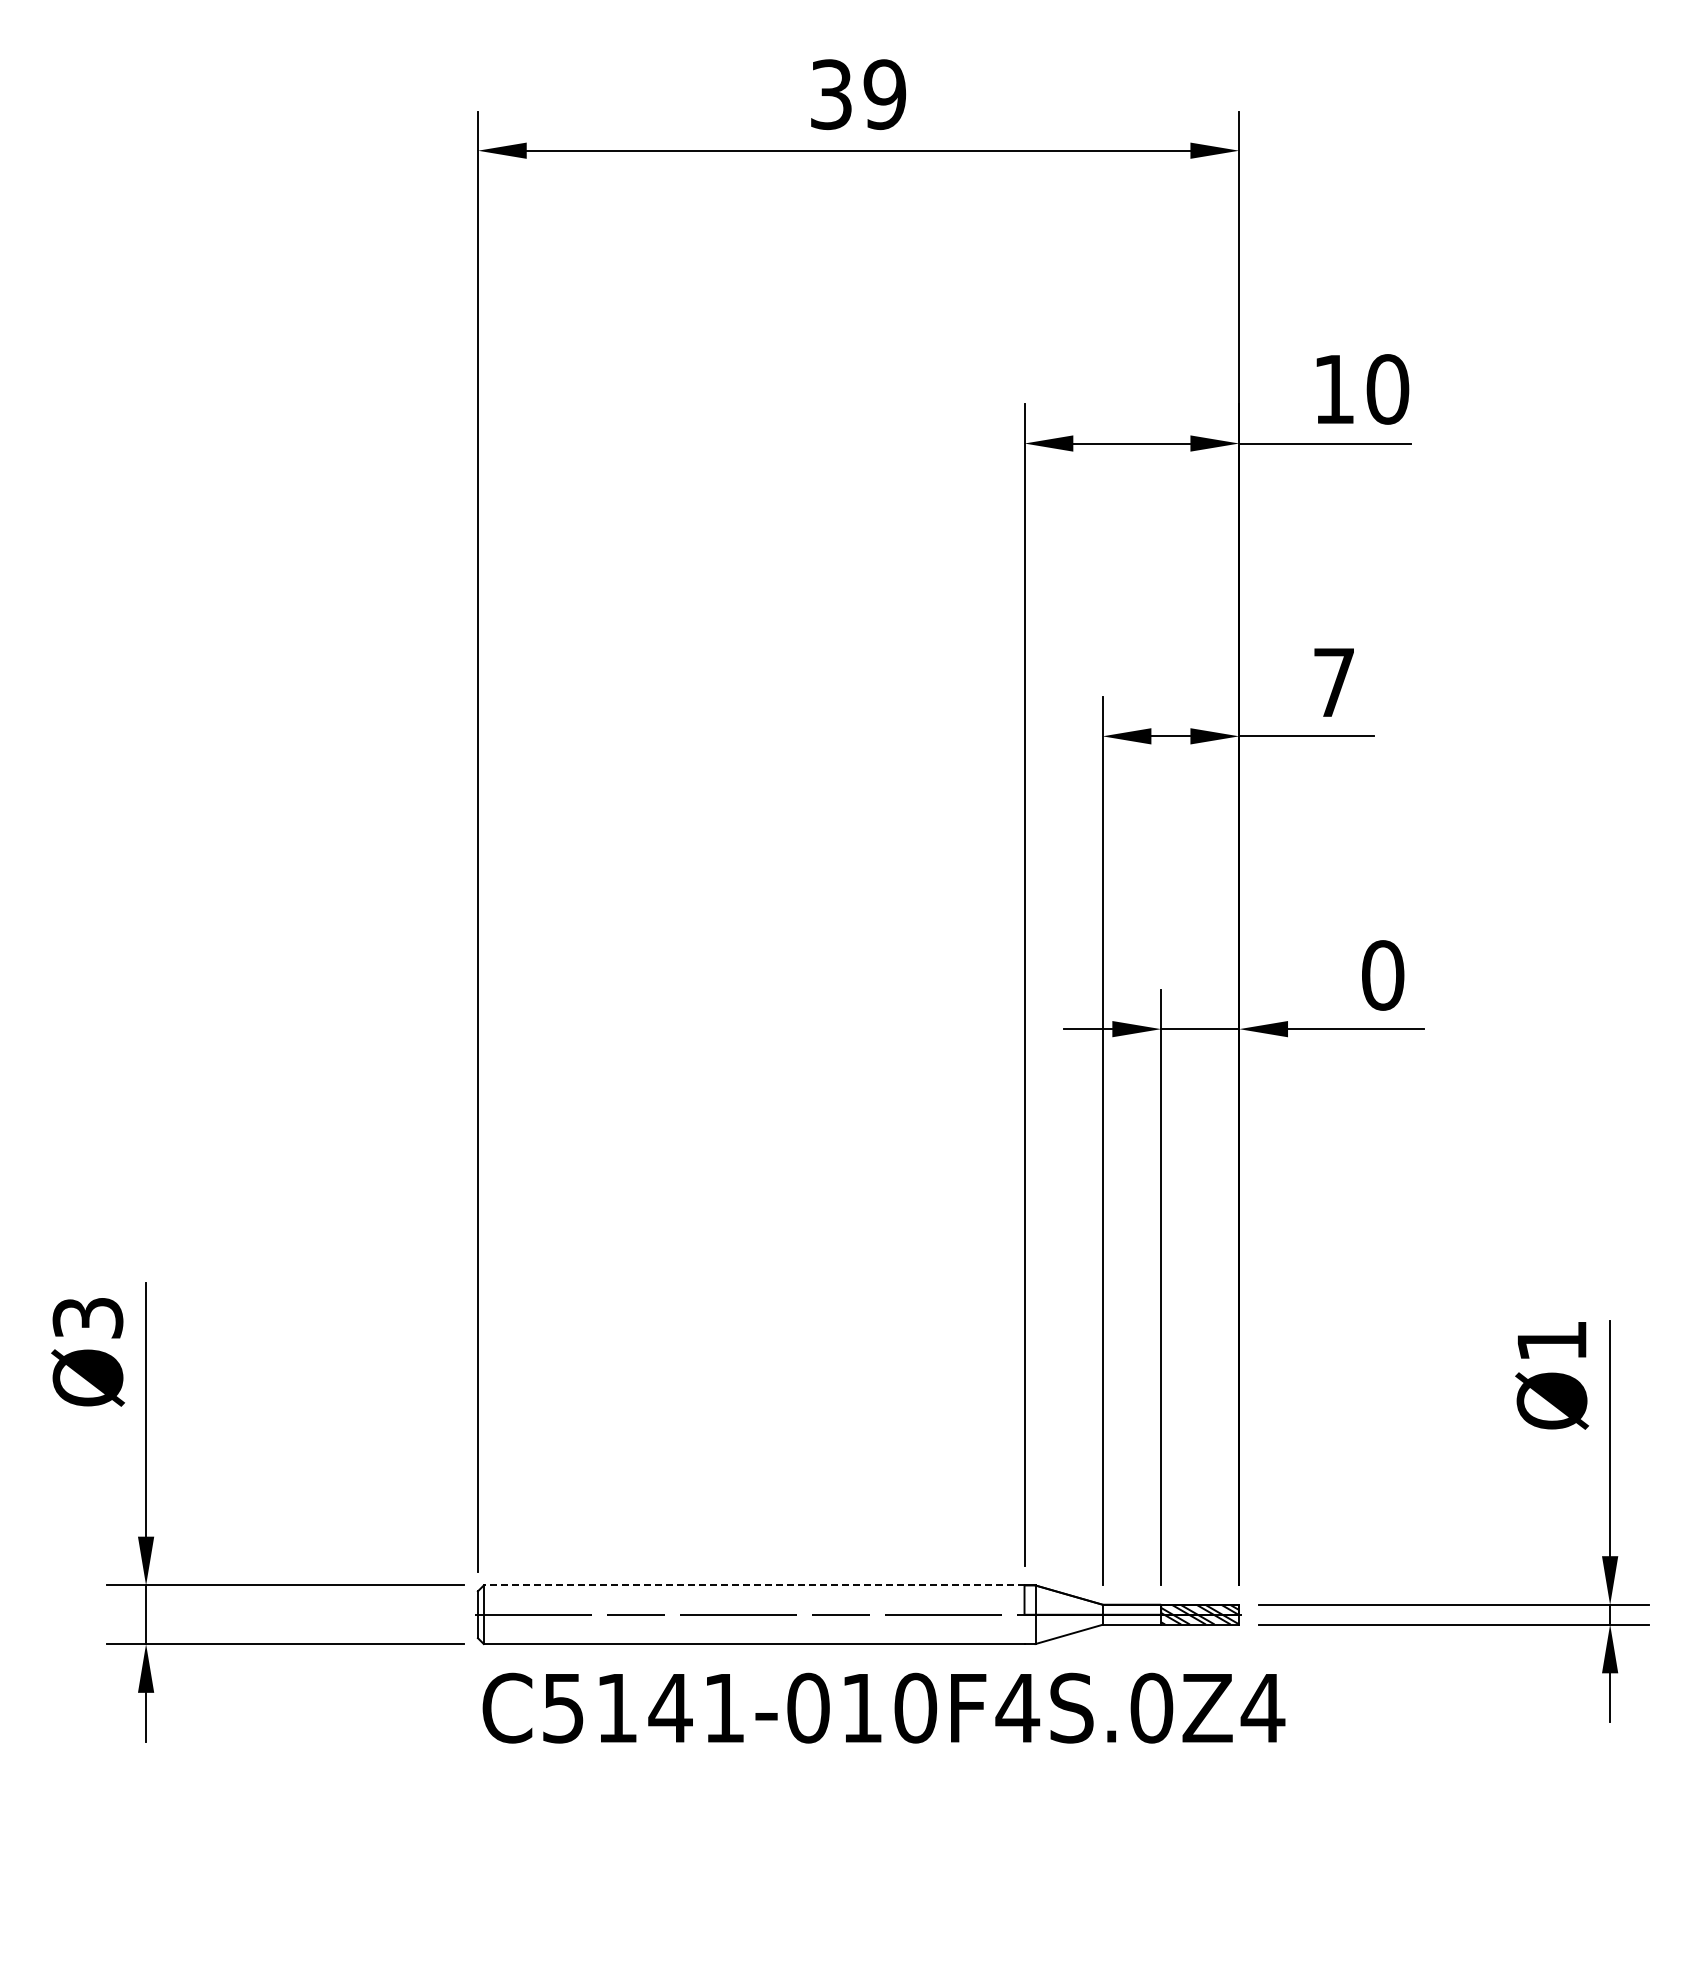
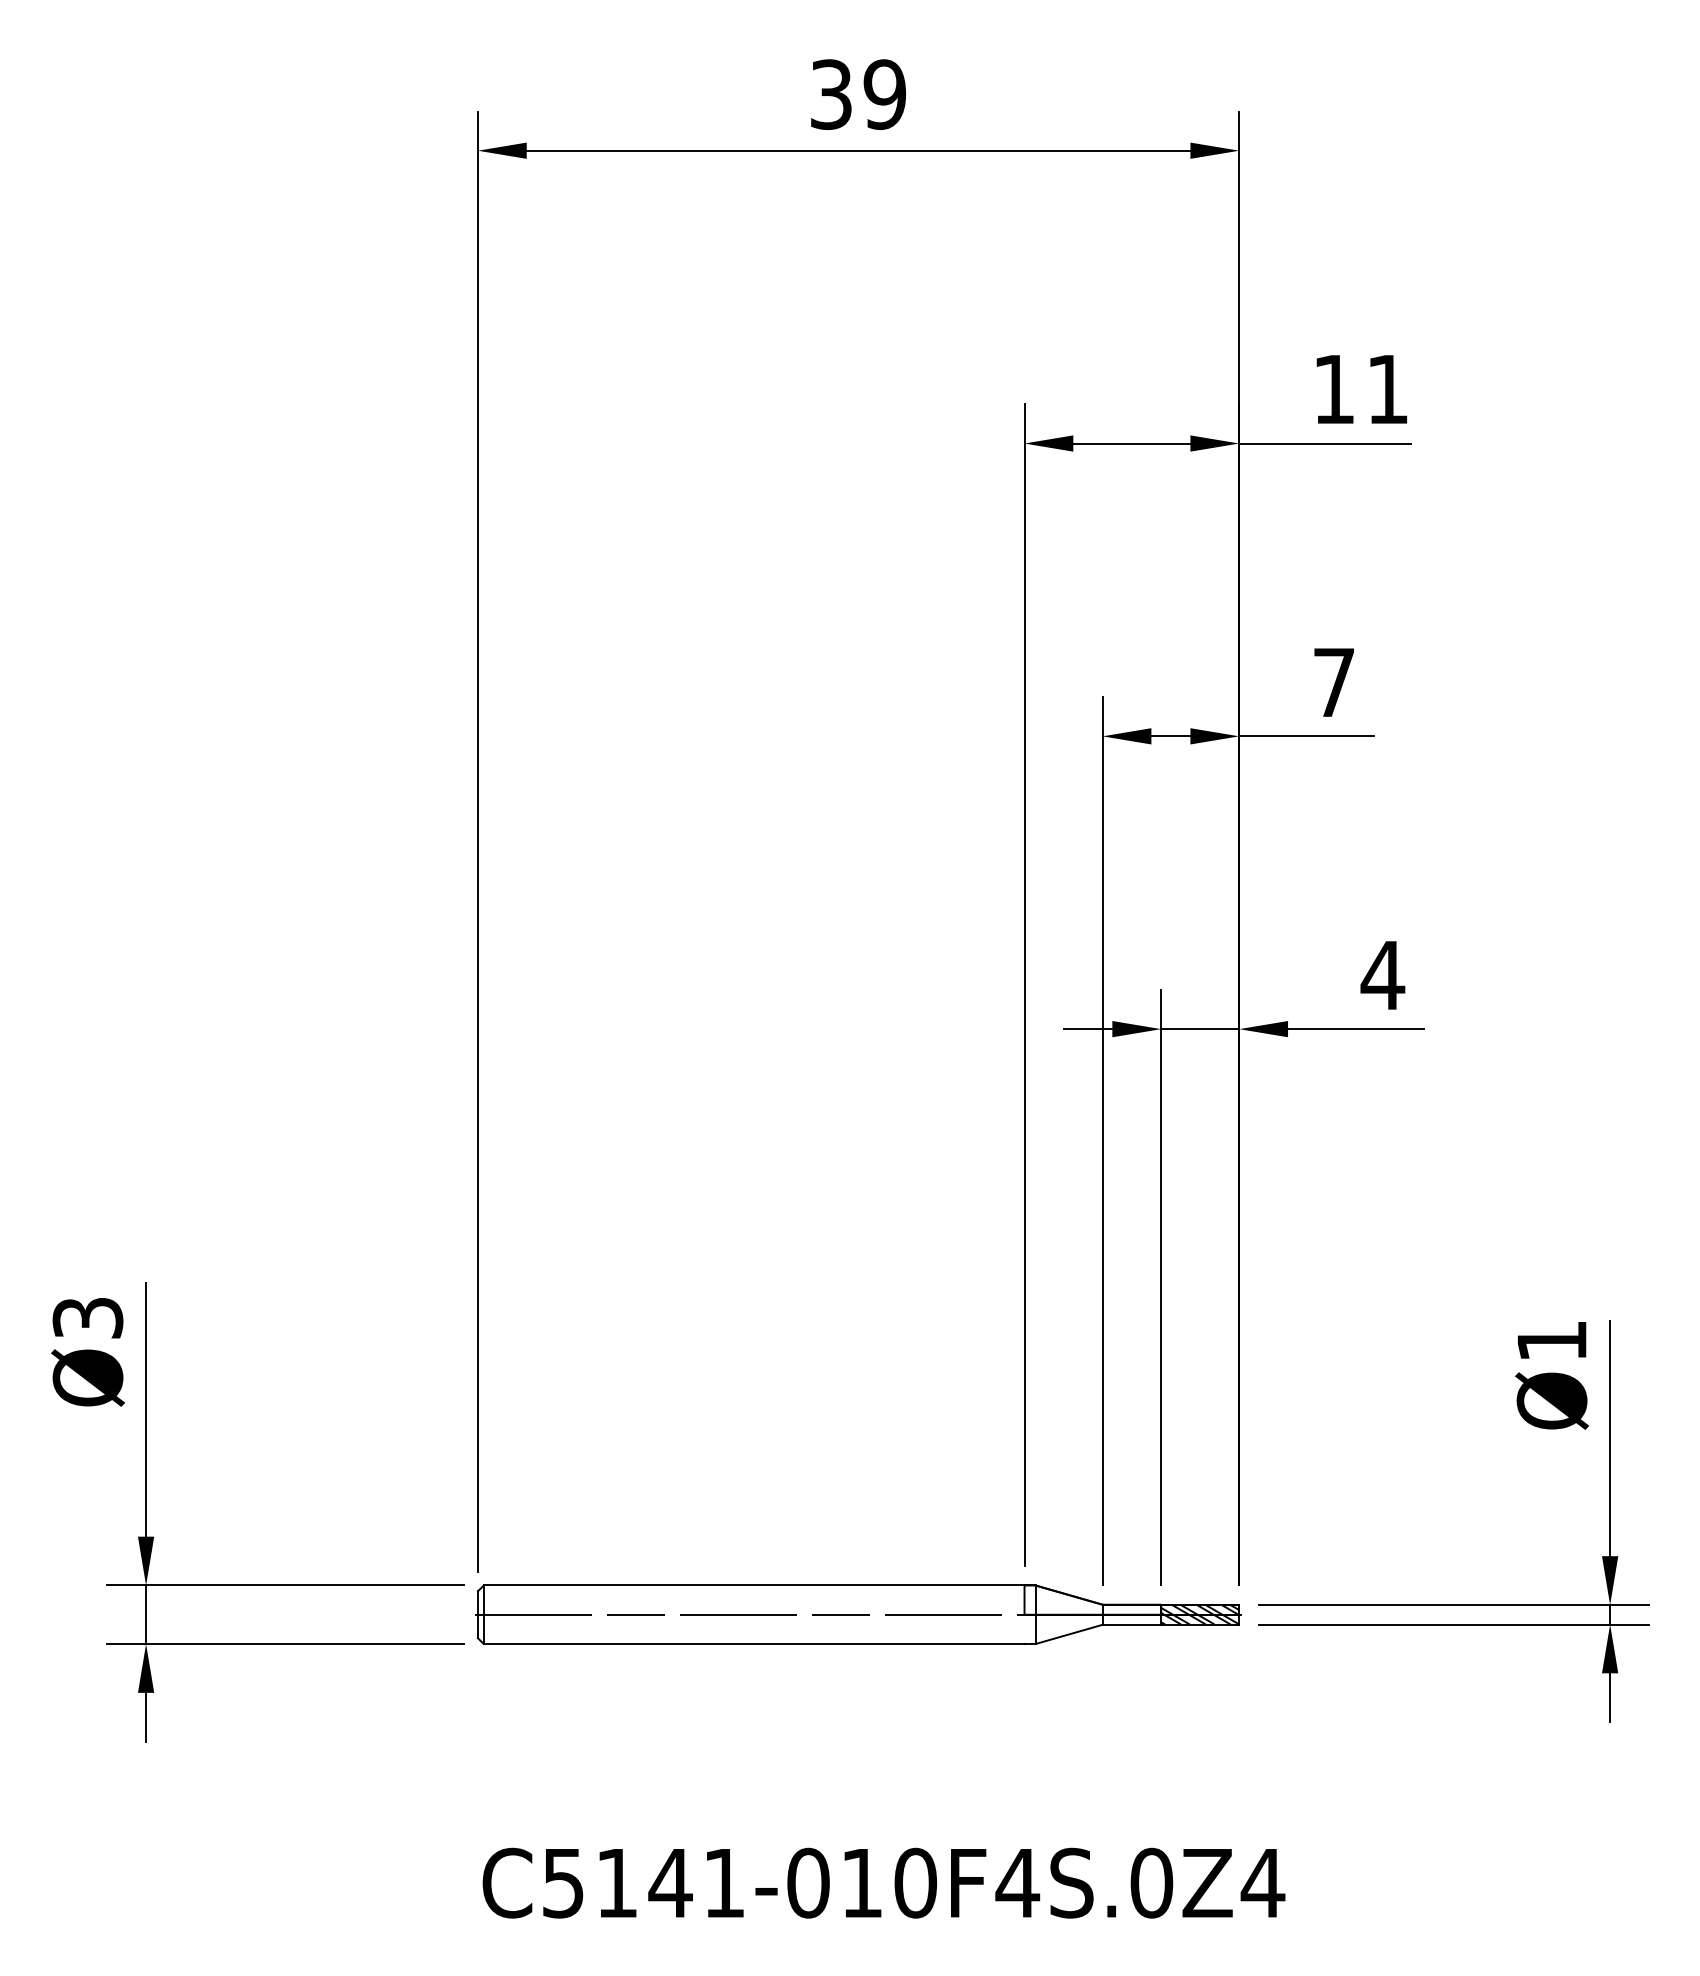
text: 10 -> 11 (1387, 389)
text: 0 -> 4 (1382, 975)
line: dashed -> solid (753, 1585)
text position: (883, 1707) -> (883, 1882) (883, 1882)
